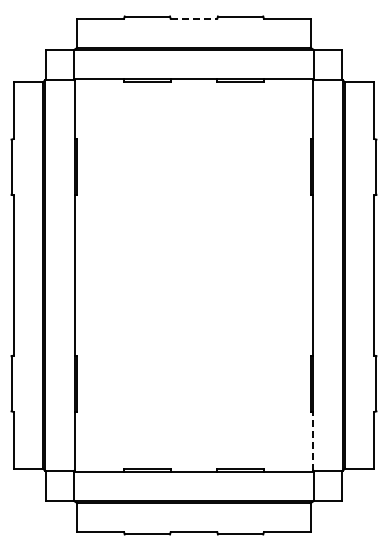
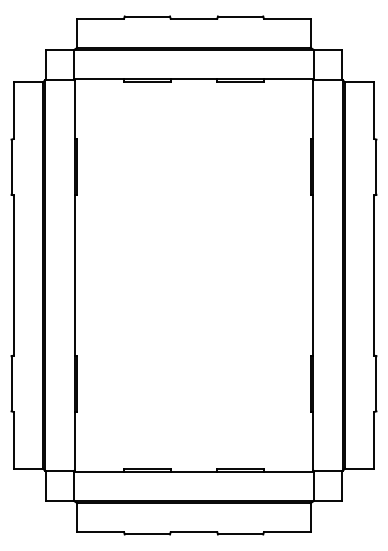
line: dashed -> solid (194, 18)
line: dashed -> solid (313, 440)
